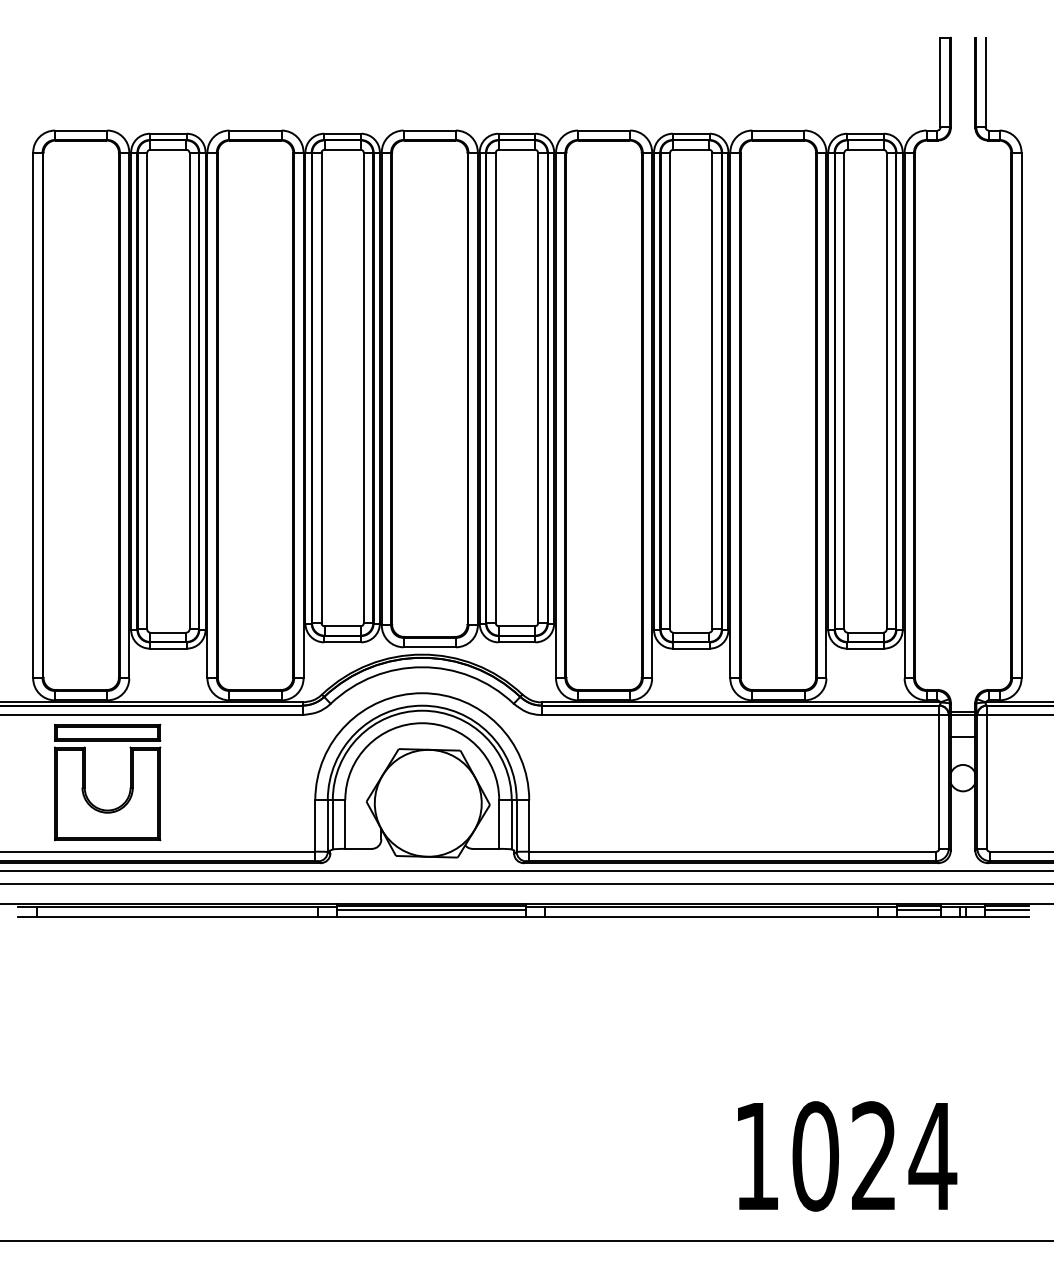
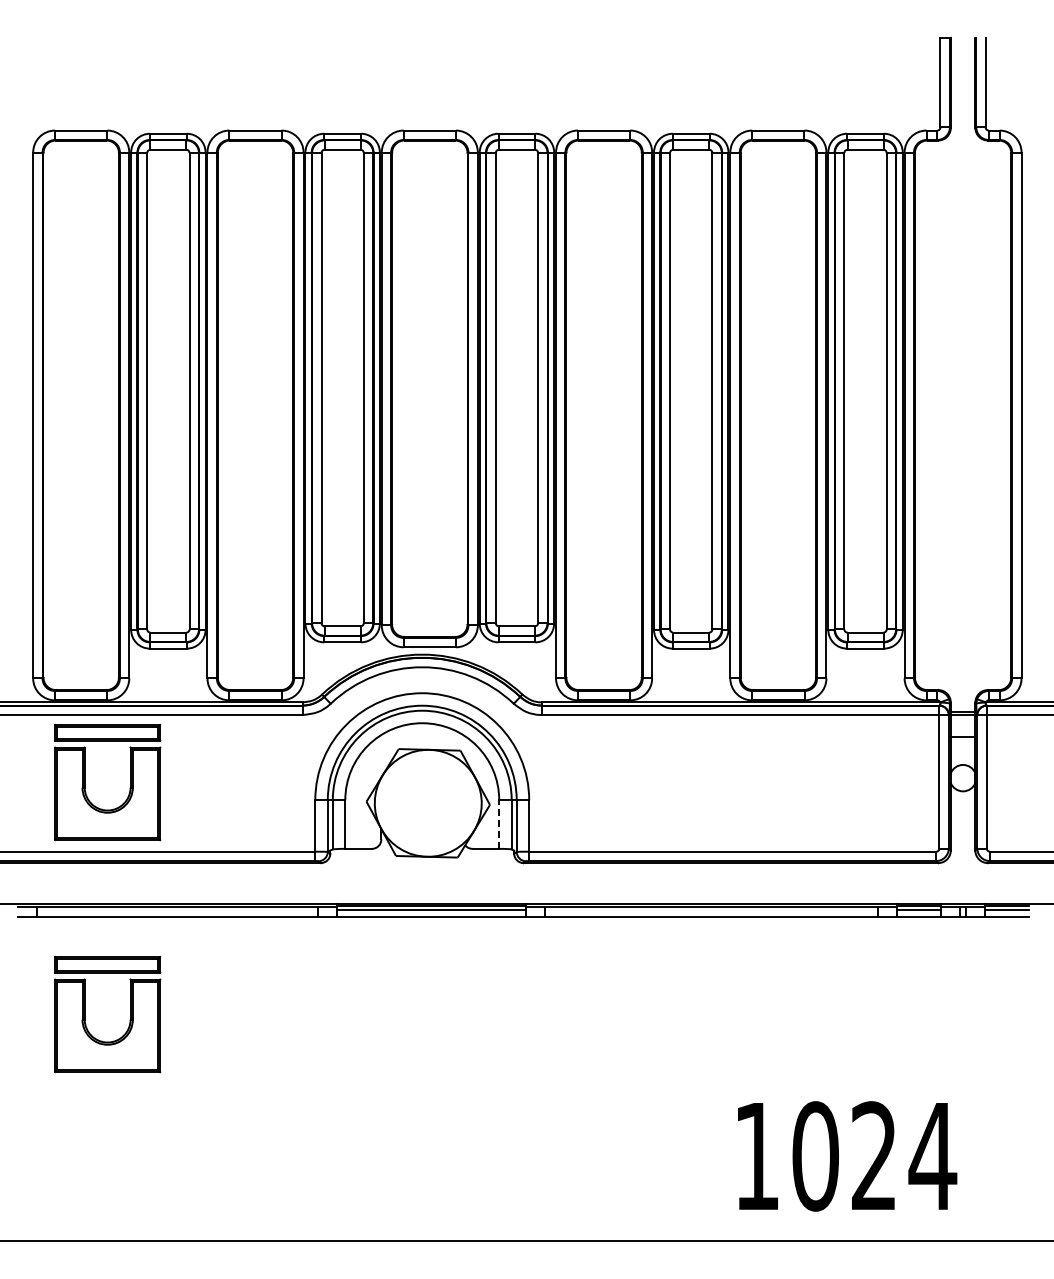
line: solid -> dashed (499, 824)
line: present -> none (526, 871)
line: present -> none (526, 883)
part: none -> present (85, 1014)
